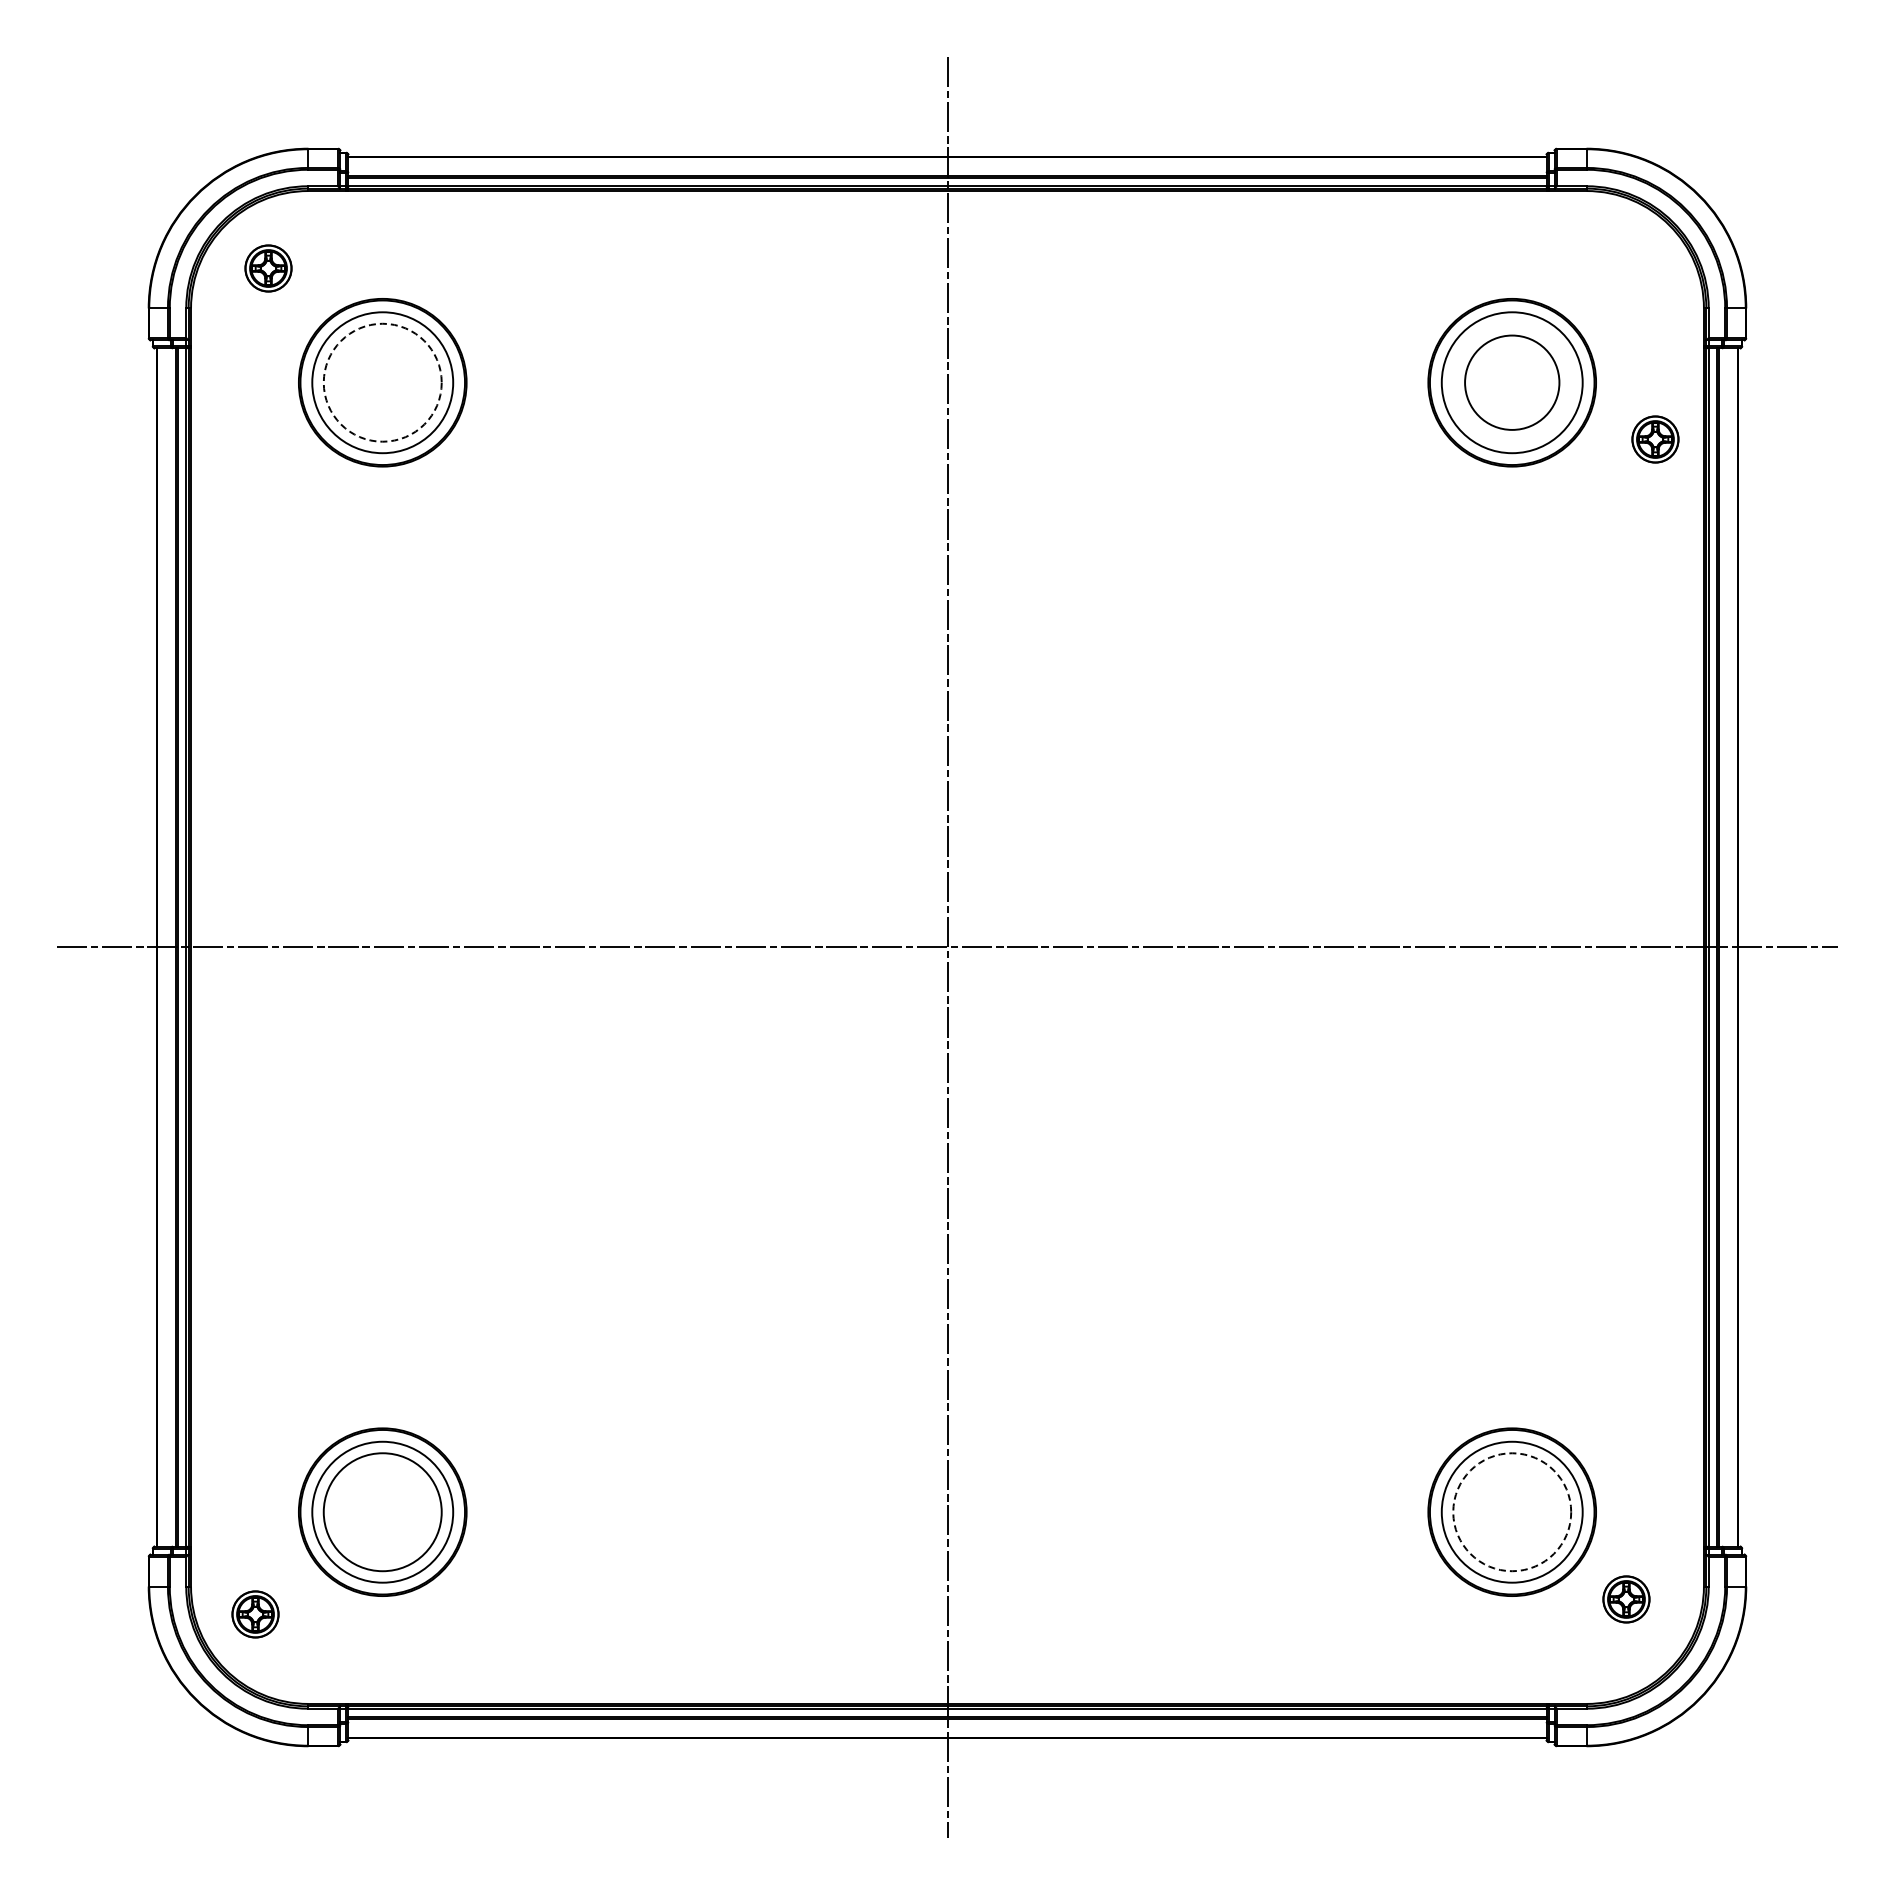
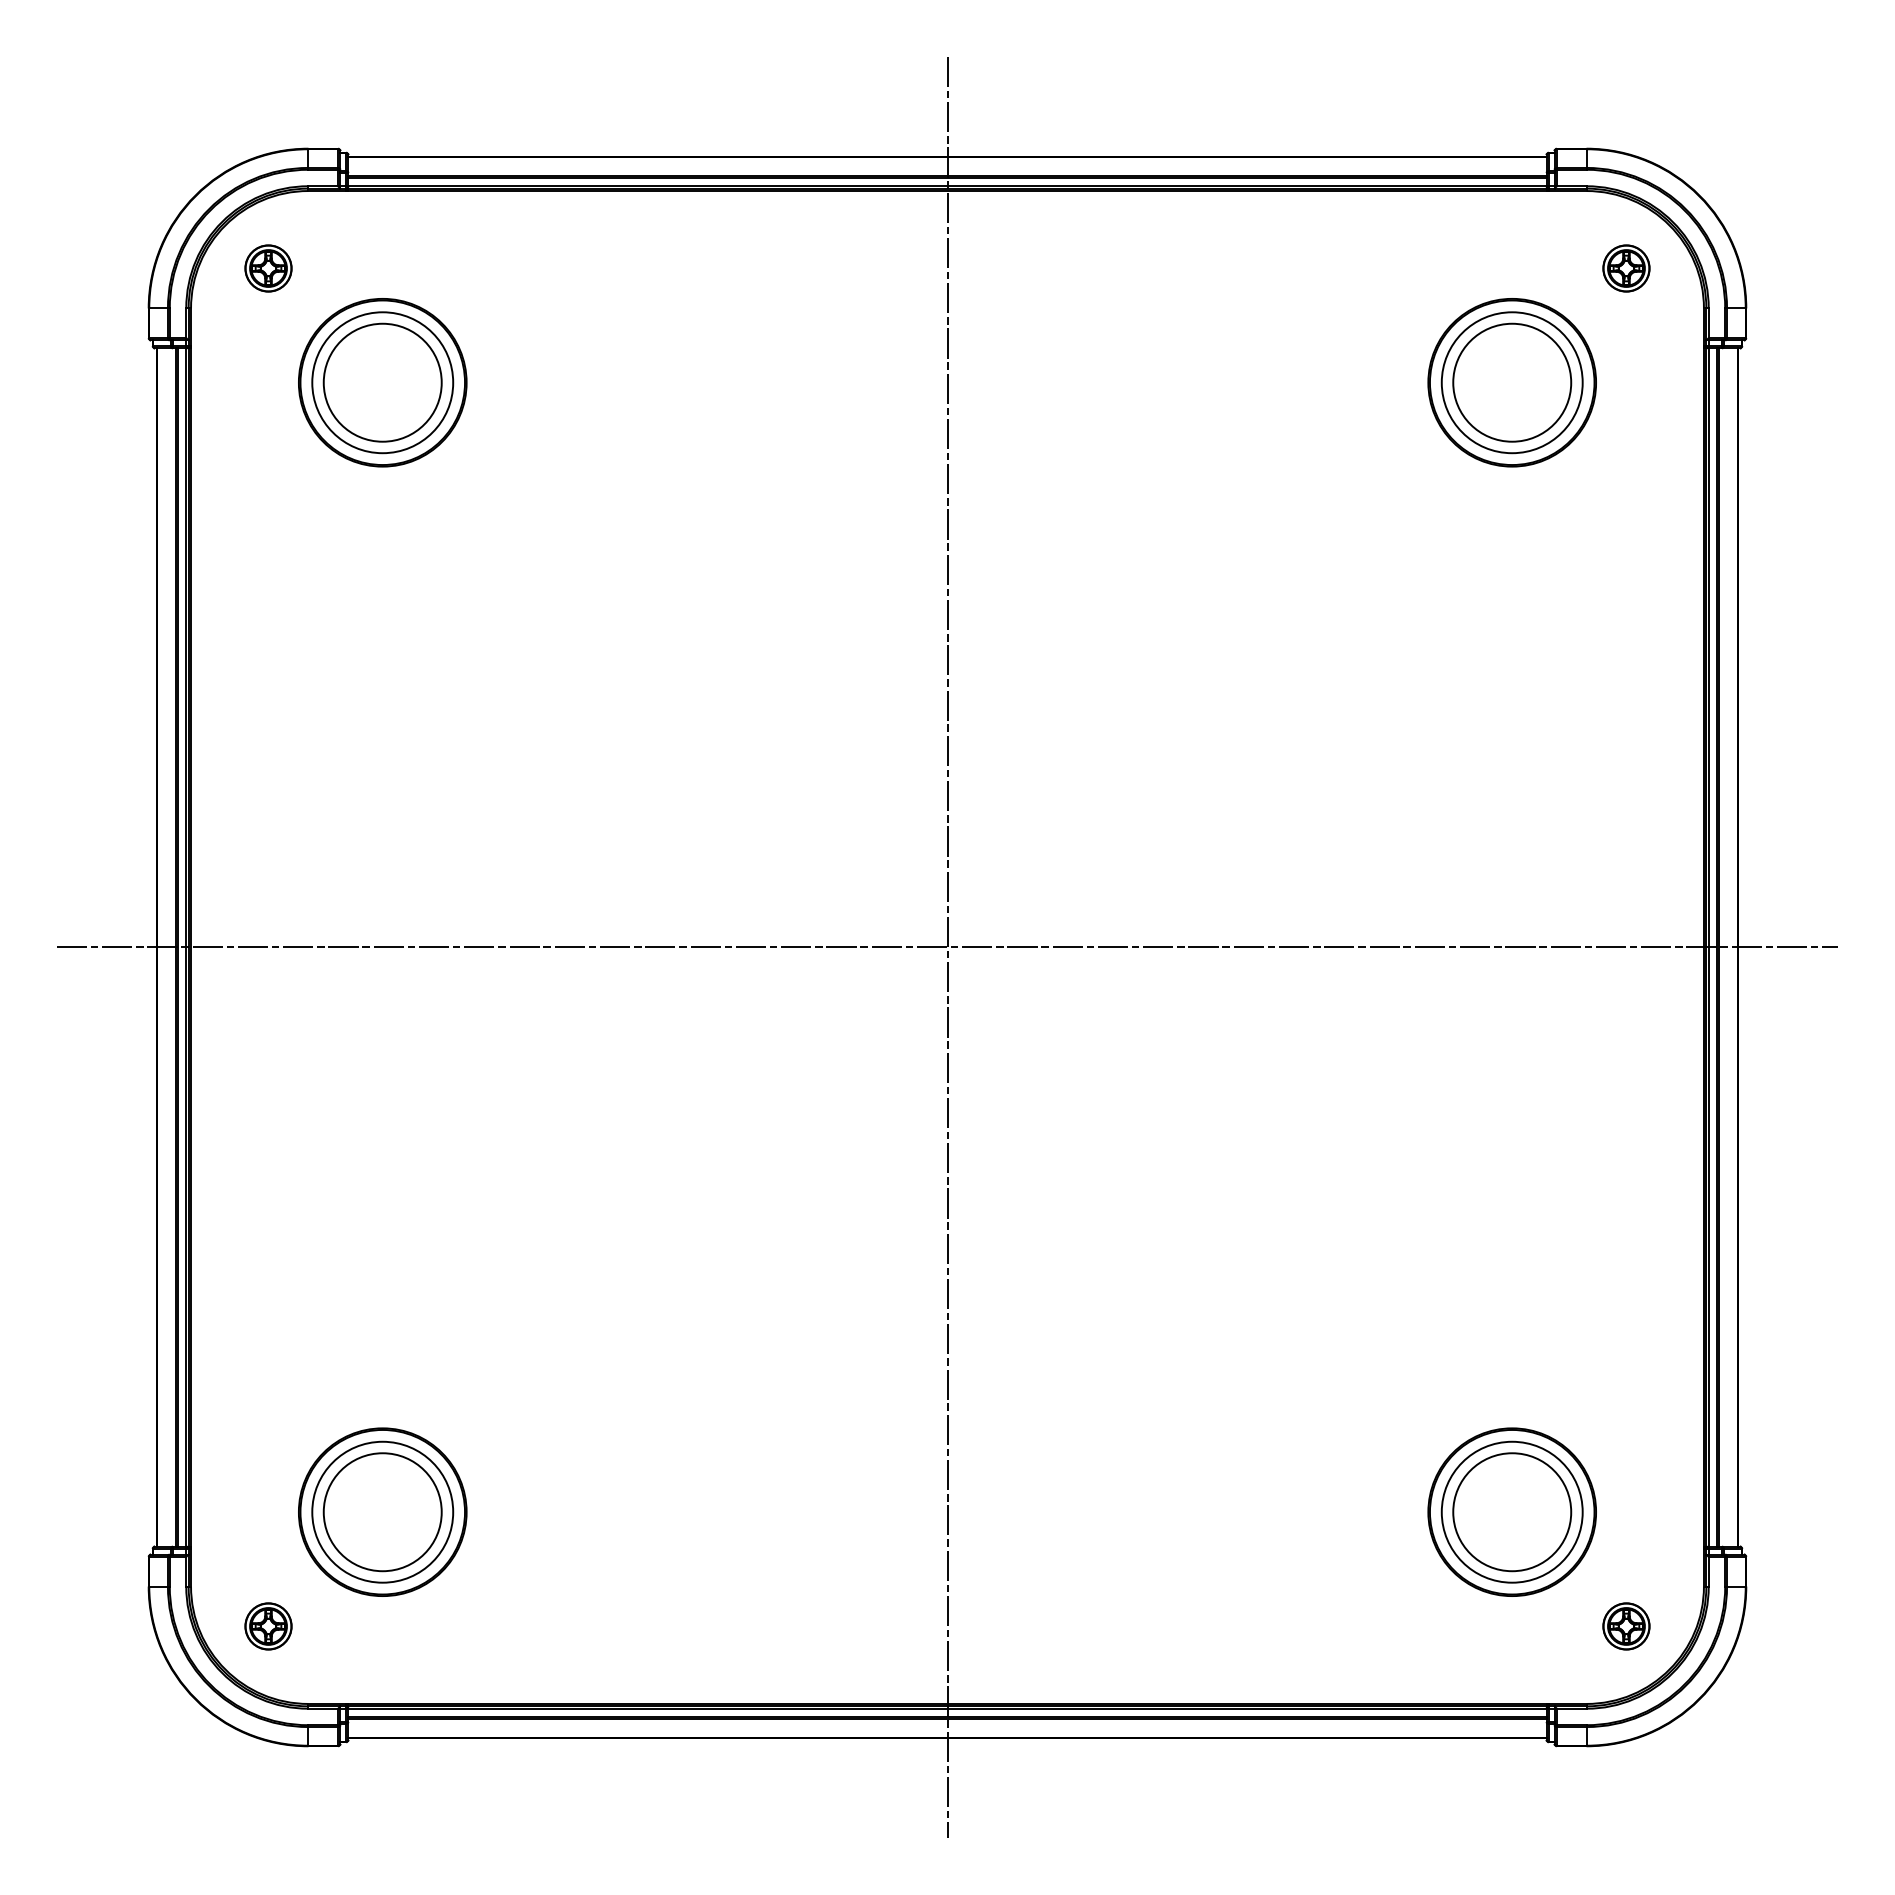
circle: dashed -> solid (382, 382)
circle diameter: 94 px -> 118 px (1512, 382)
part position: (1655, 439) -> (1626, 268) (1626, 268)
circle: dashed -> solid (1512, 1512)
part position: (1626, 1599) -> (1626, 1626) (1626, 1626)
part position: (255, 1614) -> (268, 1626) (268, 1626)
